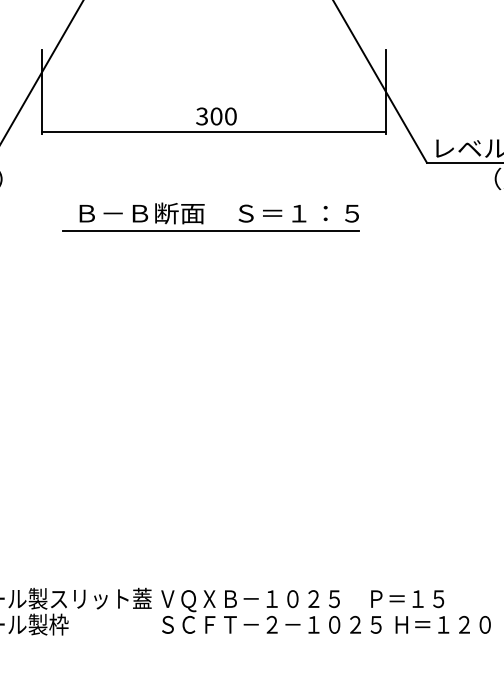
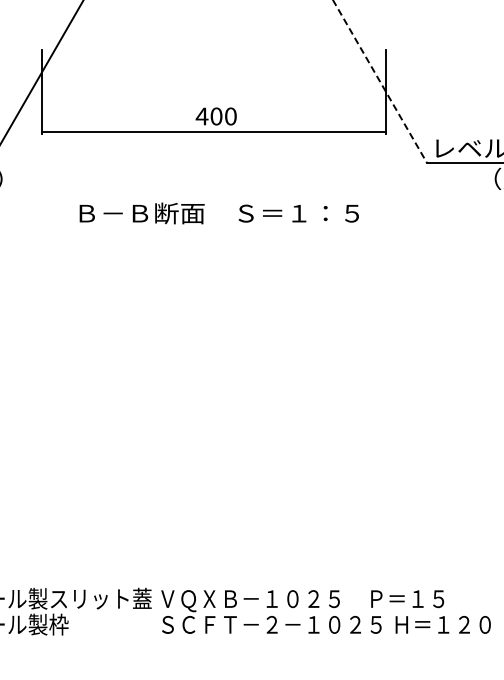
line: solid -> dashed (380, 81)
text: 300 -> 400 (201, 116)
line: present -> none (211, 231)
